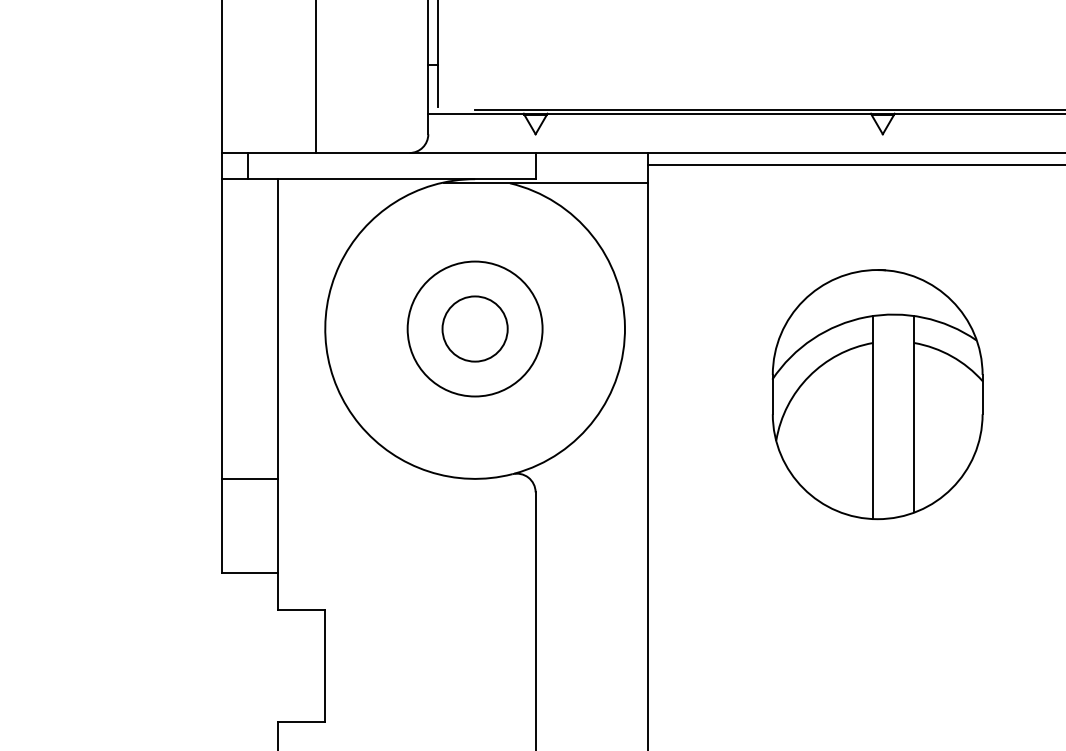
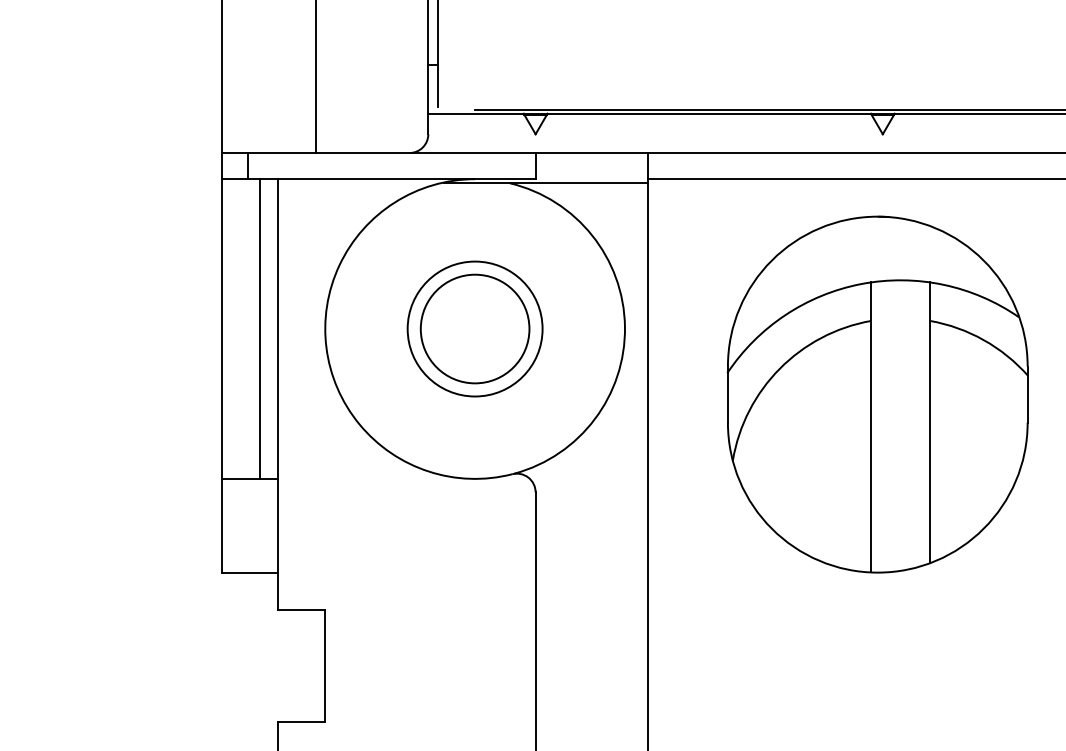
line position: (855, 165) -> (855, 179) (855, 179)
line: none -> present (259, 328)
circle diameter: 65 px -> 109 px (474, 328)
part size: 213x252 px -> 303x359 px (877, 394)
